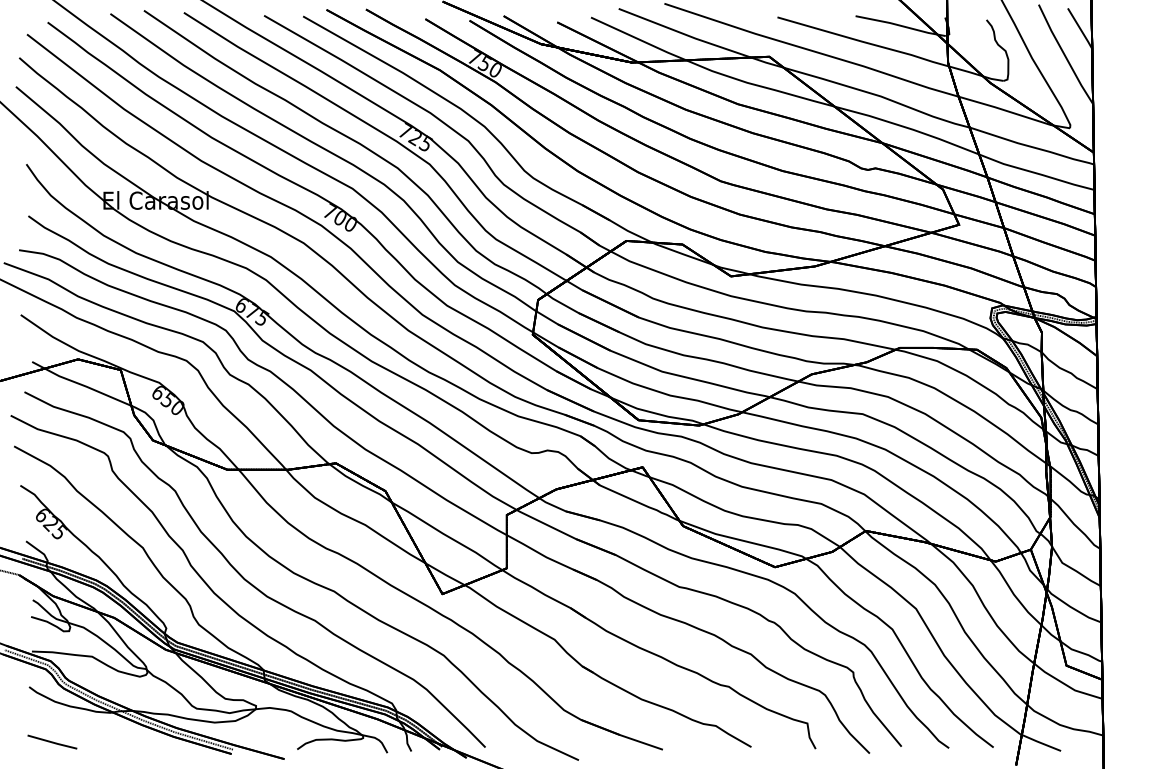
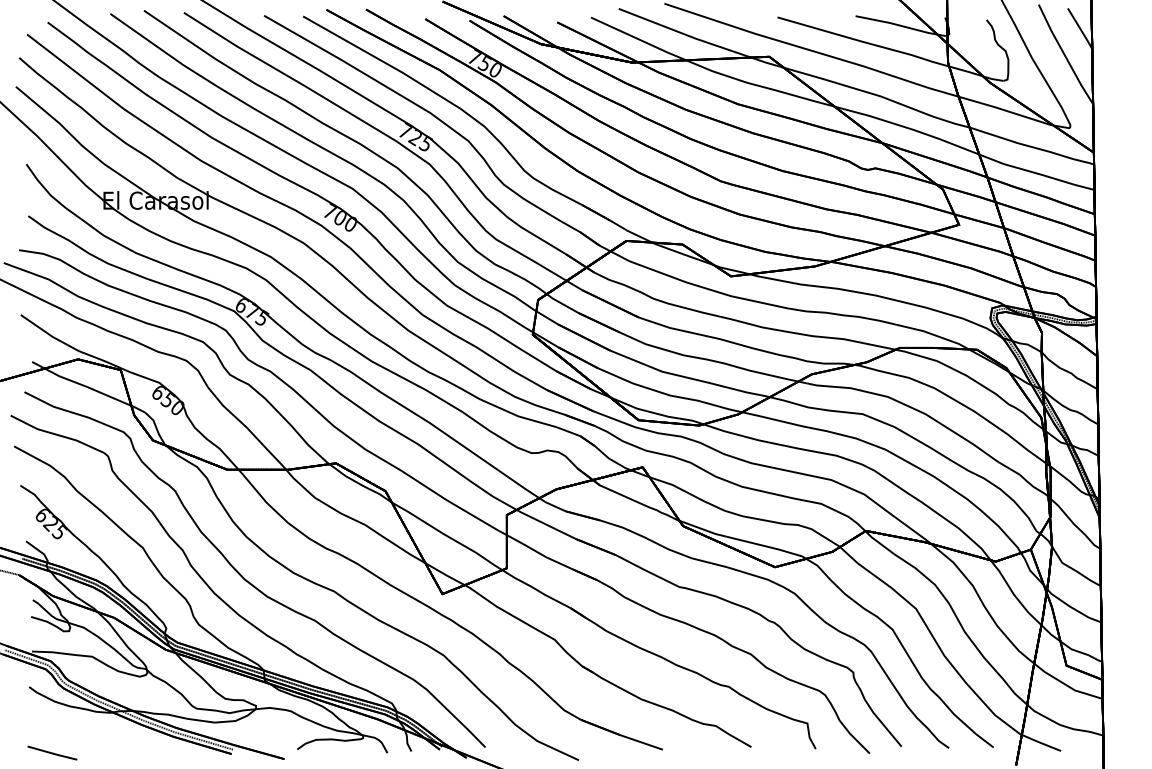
line position: (52, 741) -> (52, 752) (52, 752)
